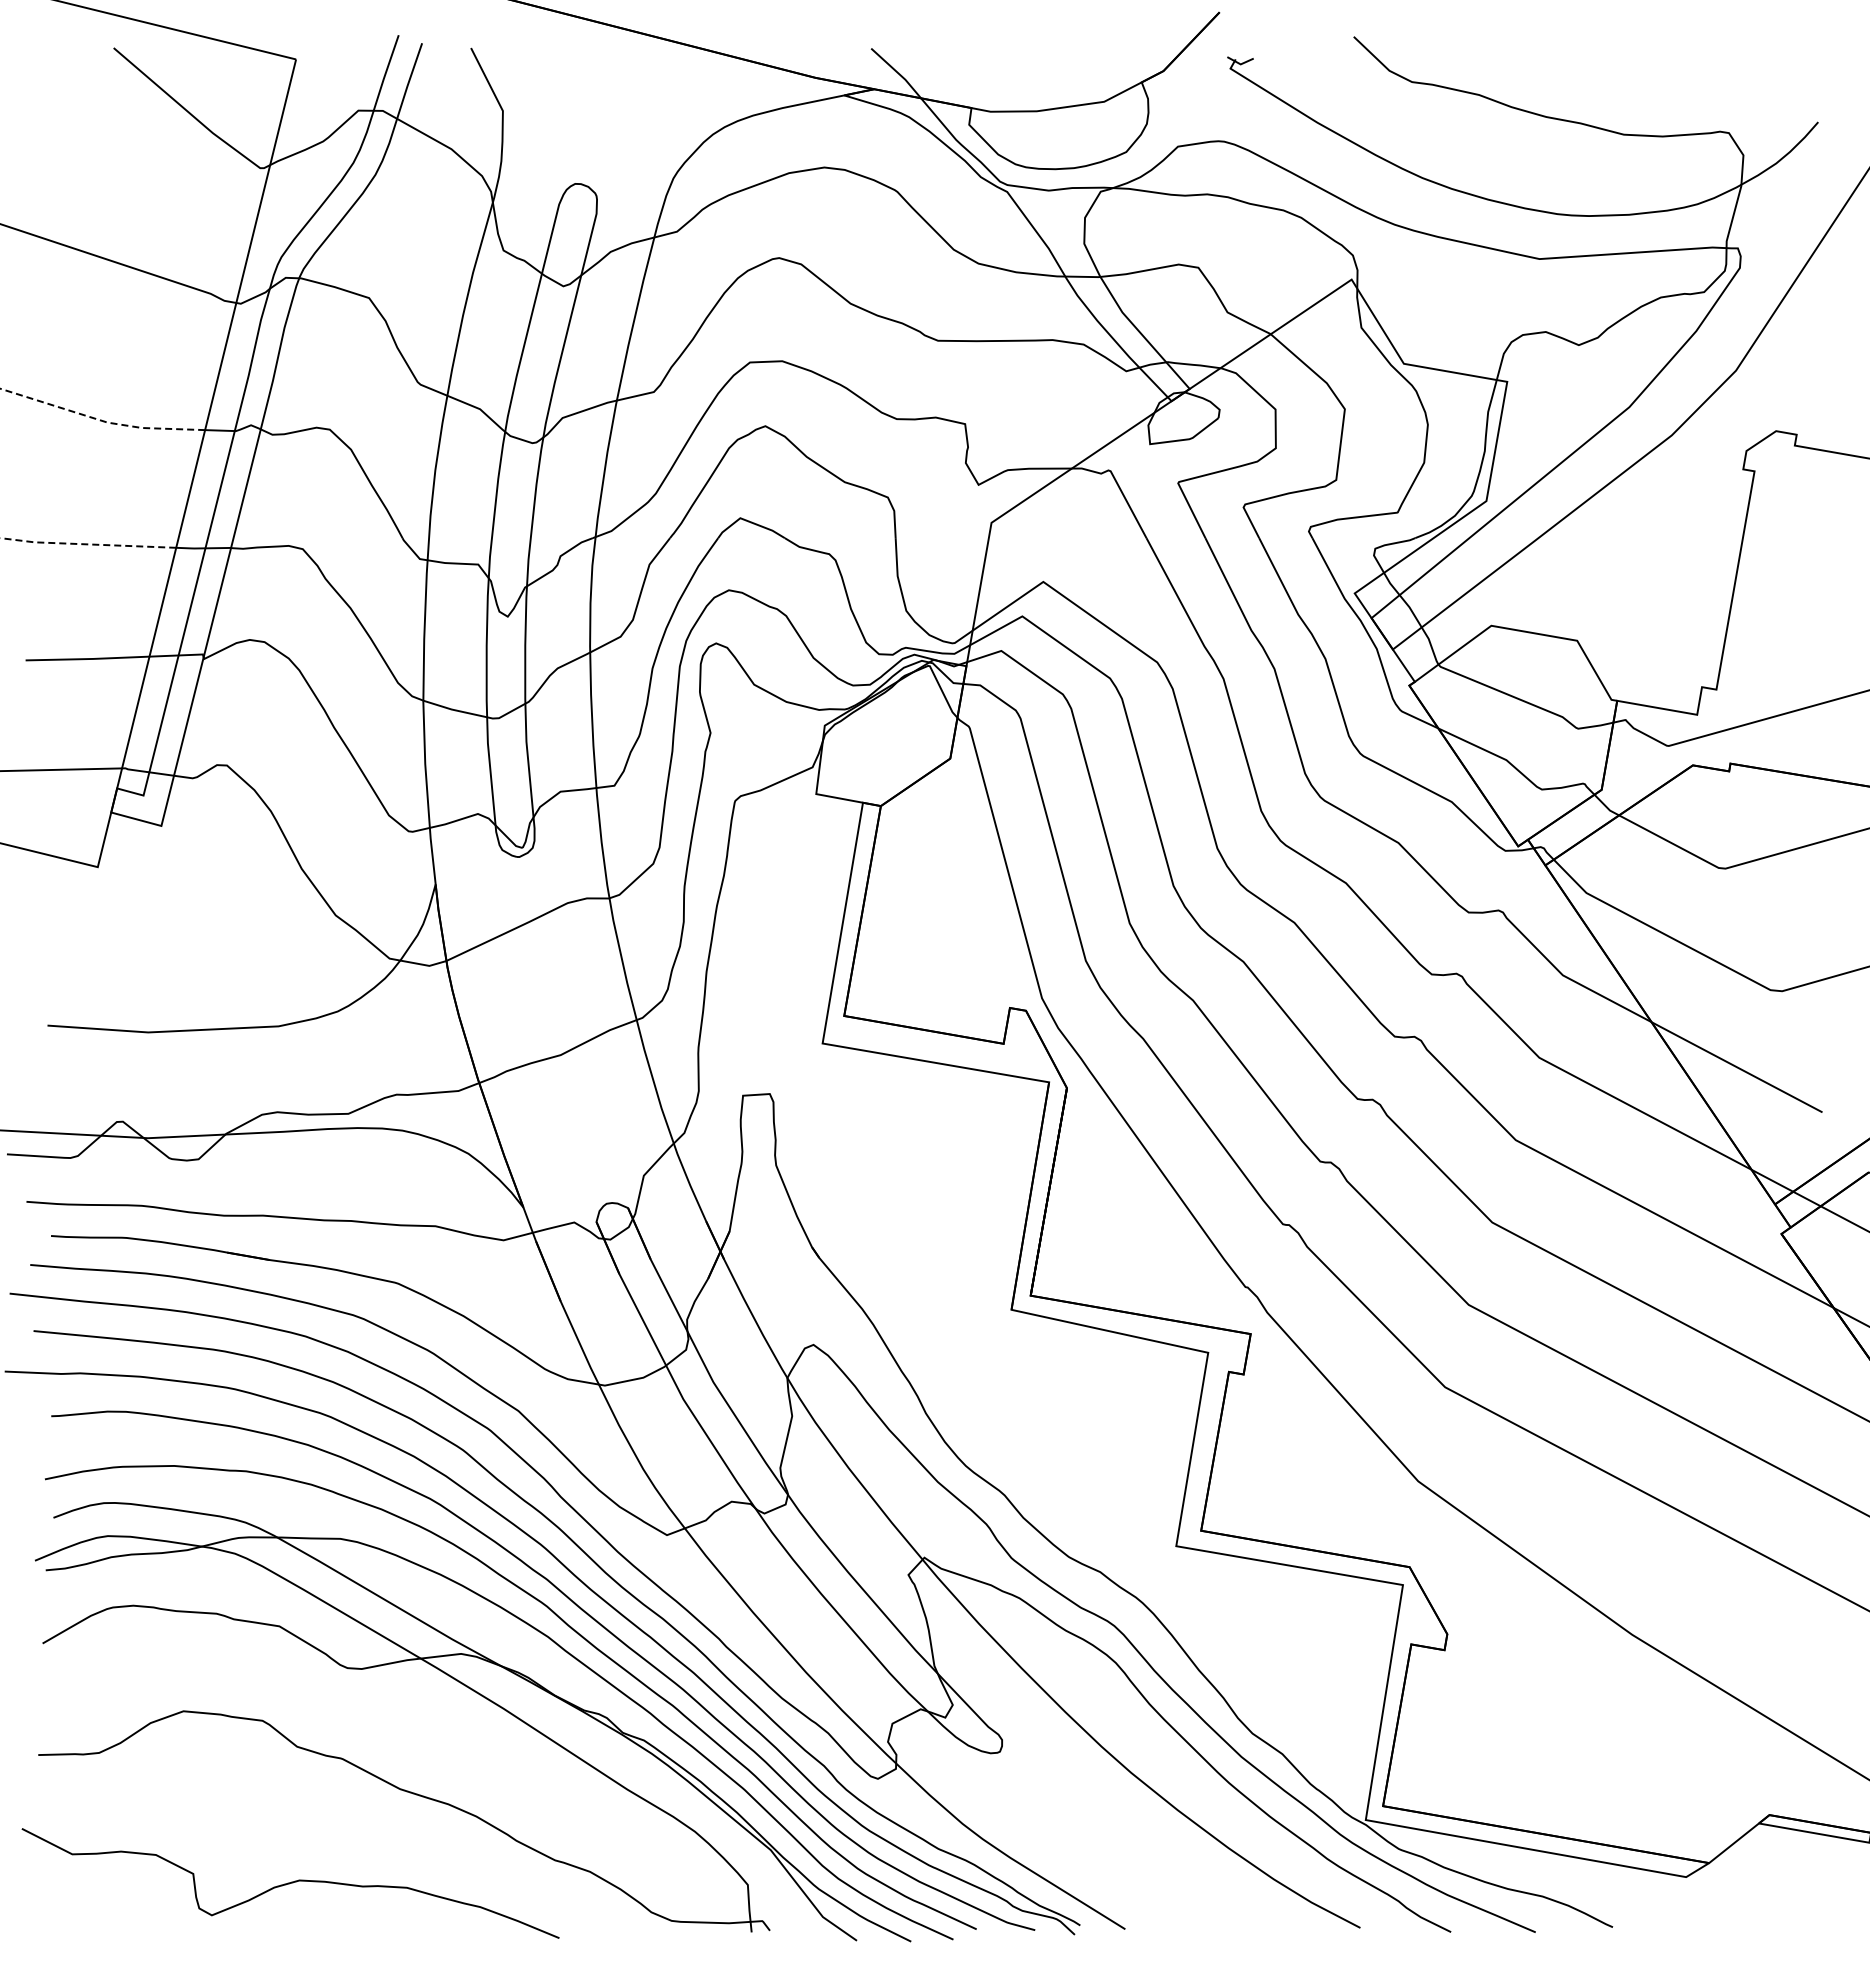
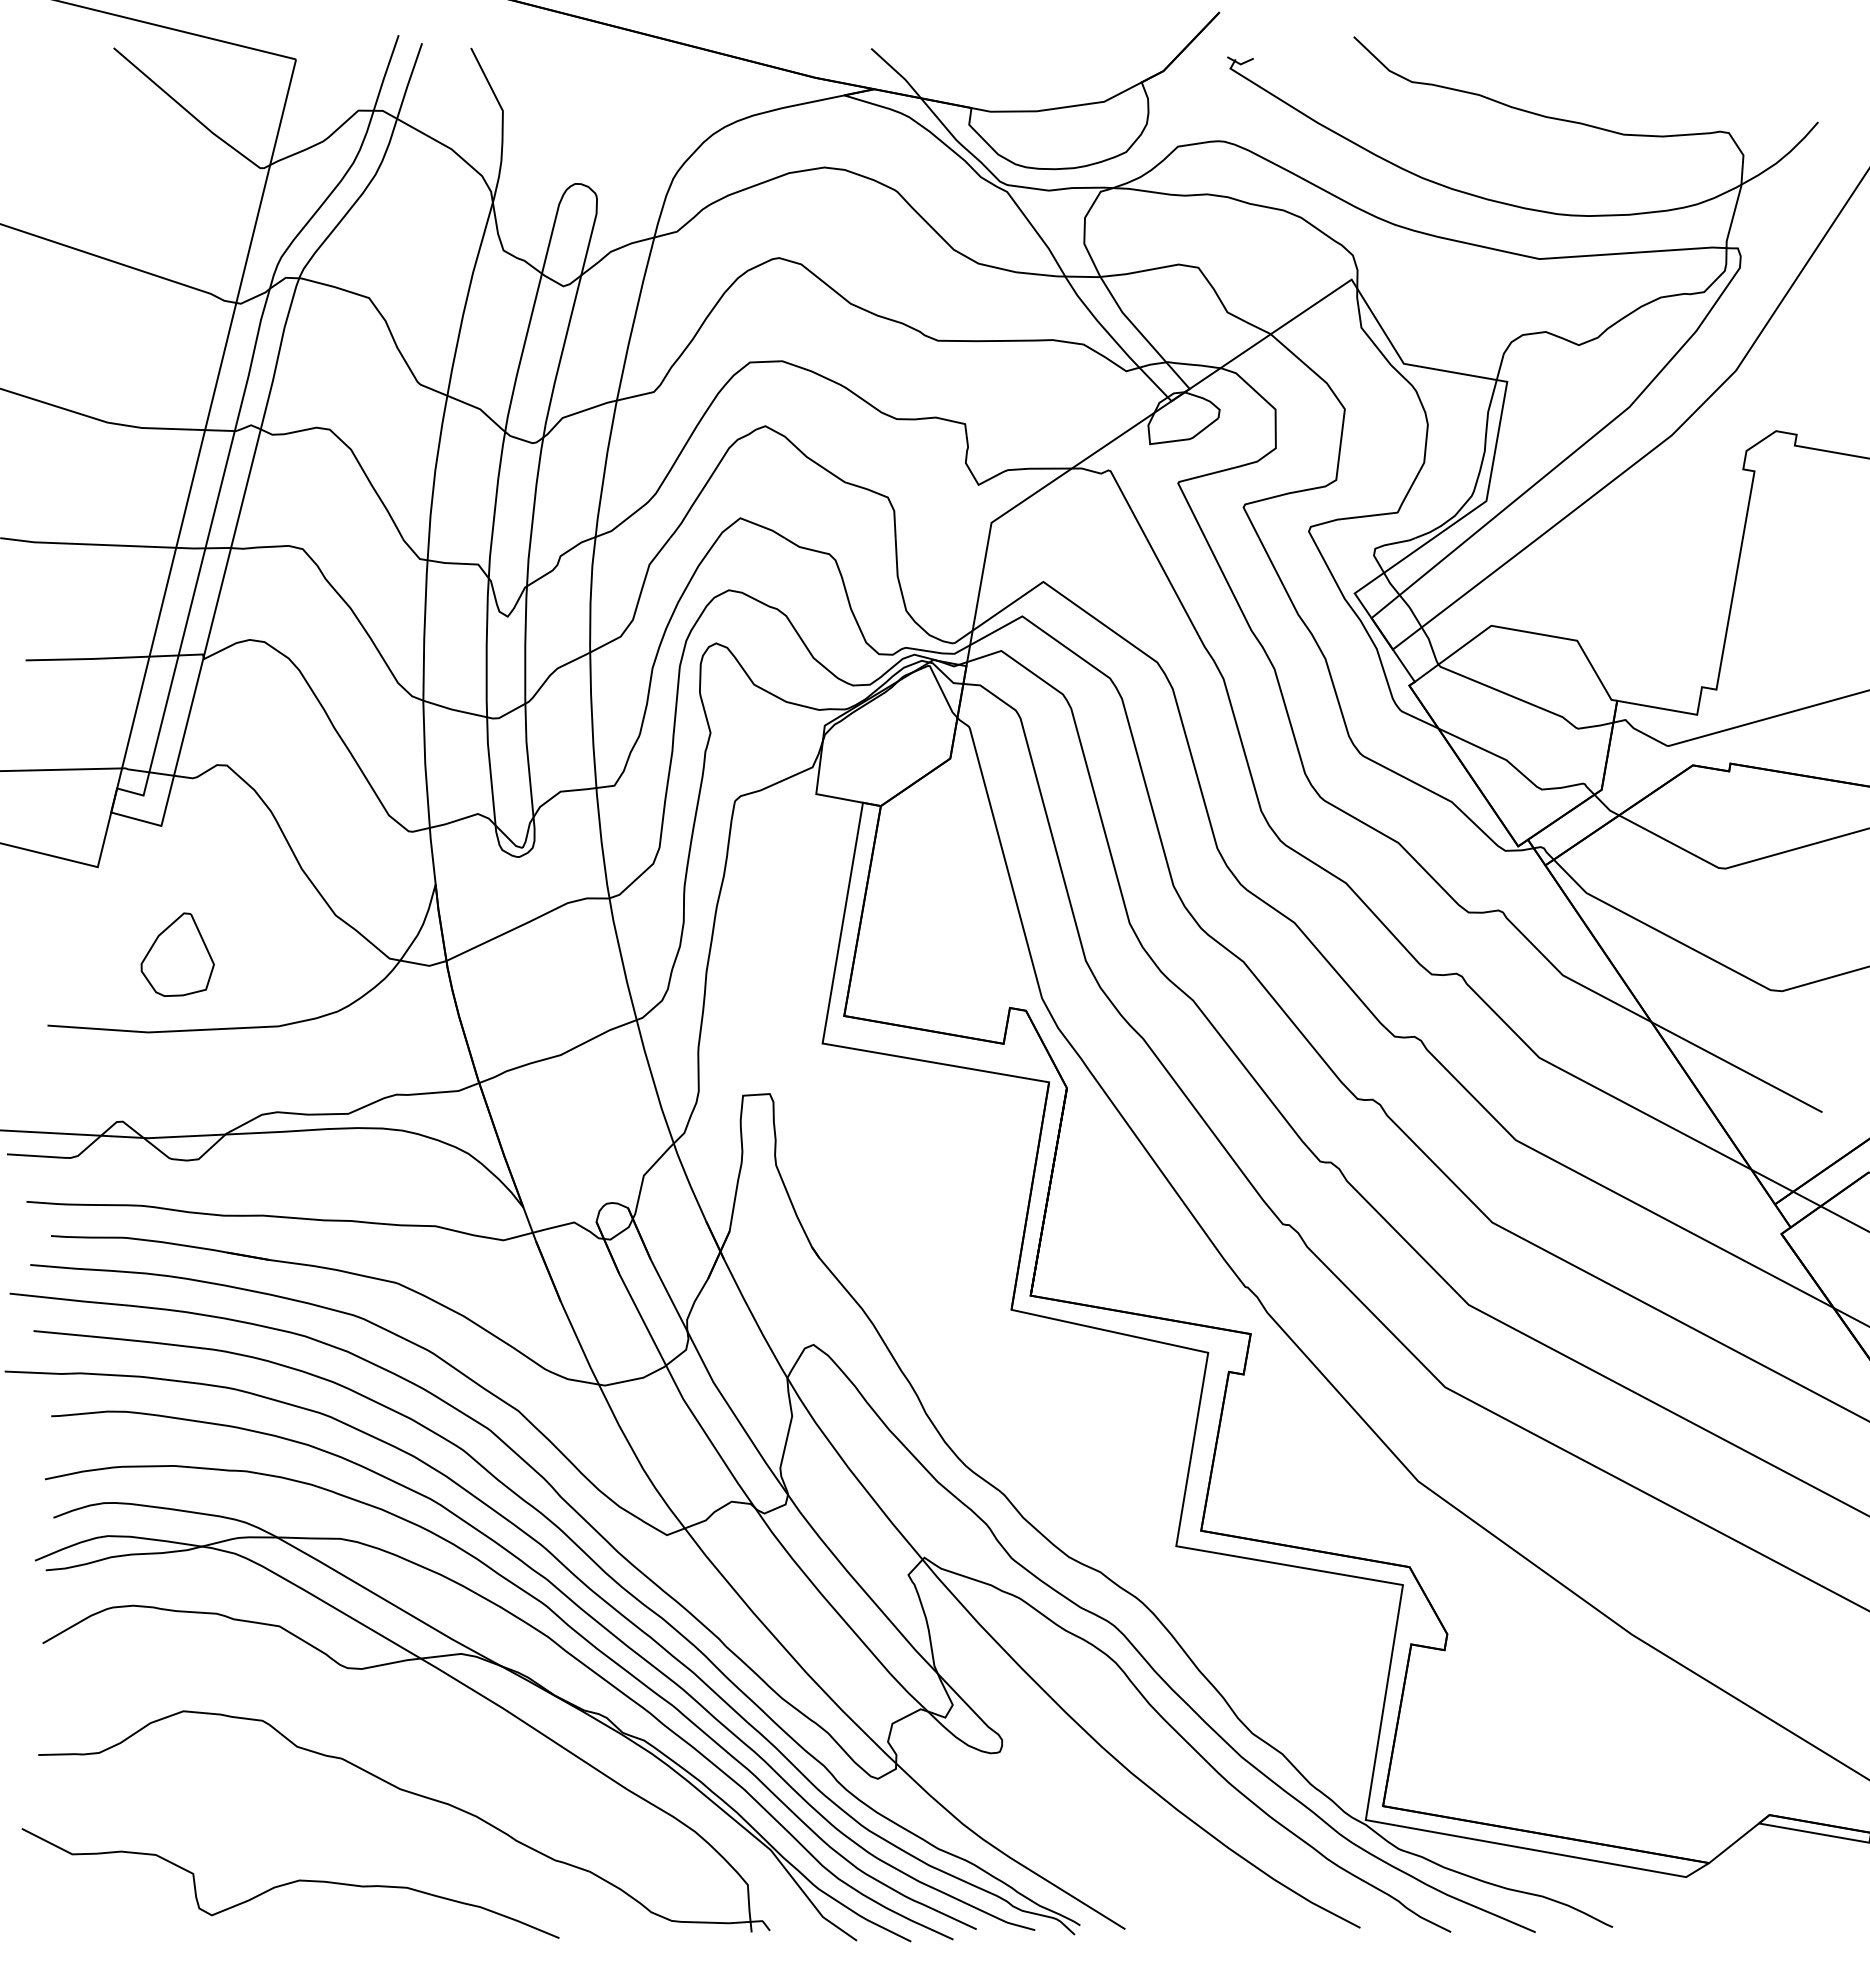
line: dashed -> solid (101, 420)
line: dashed -> solid (87, 544)
part: none -> present (177, 954)
